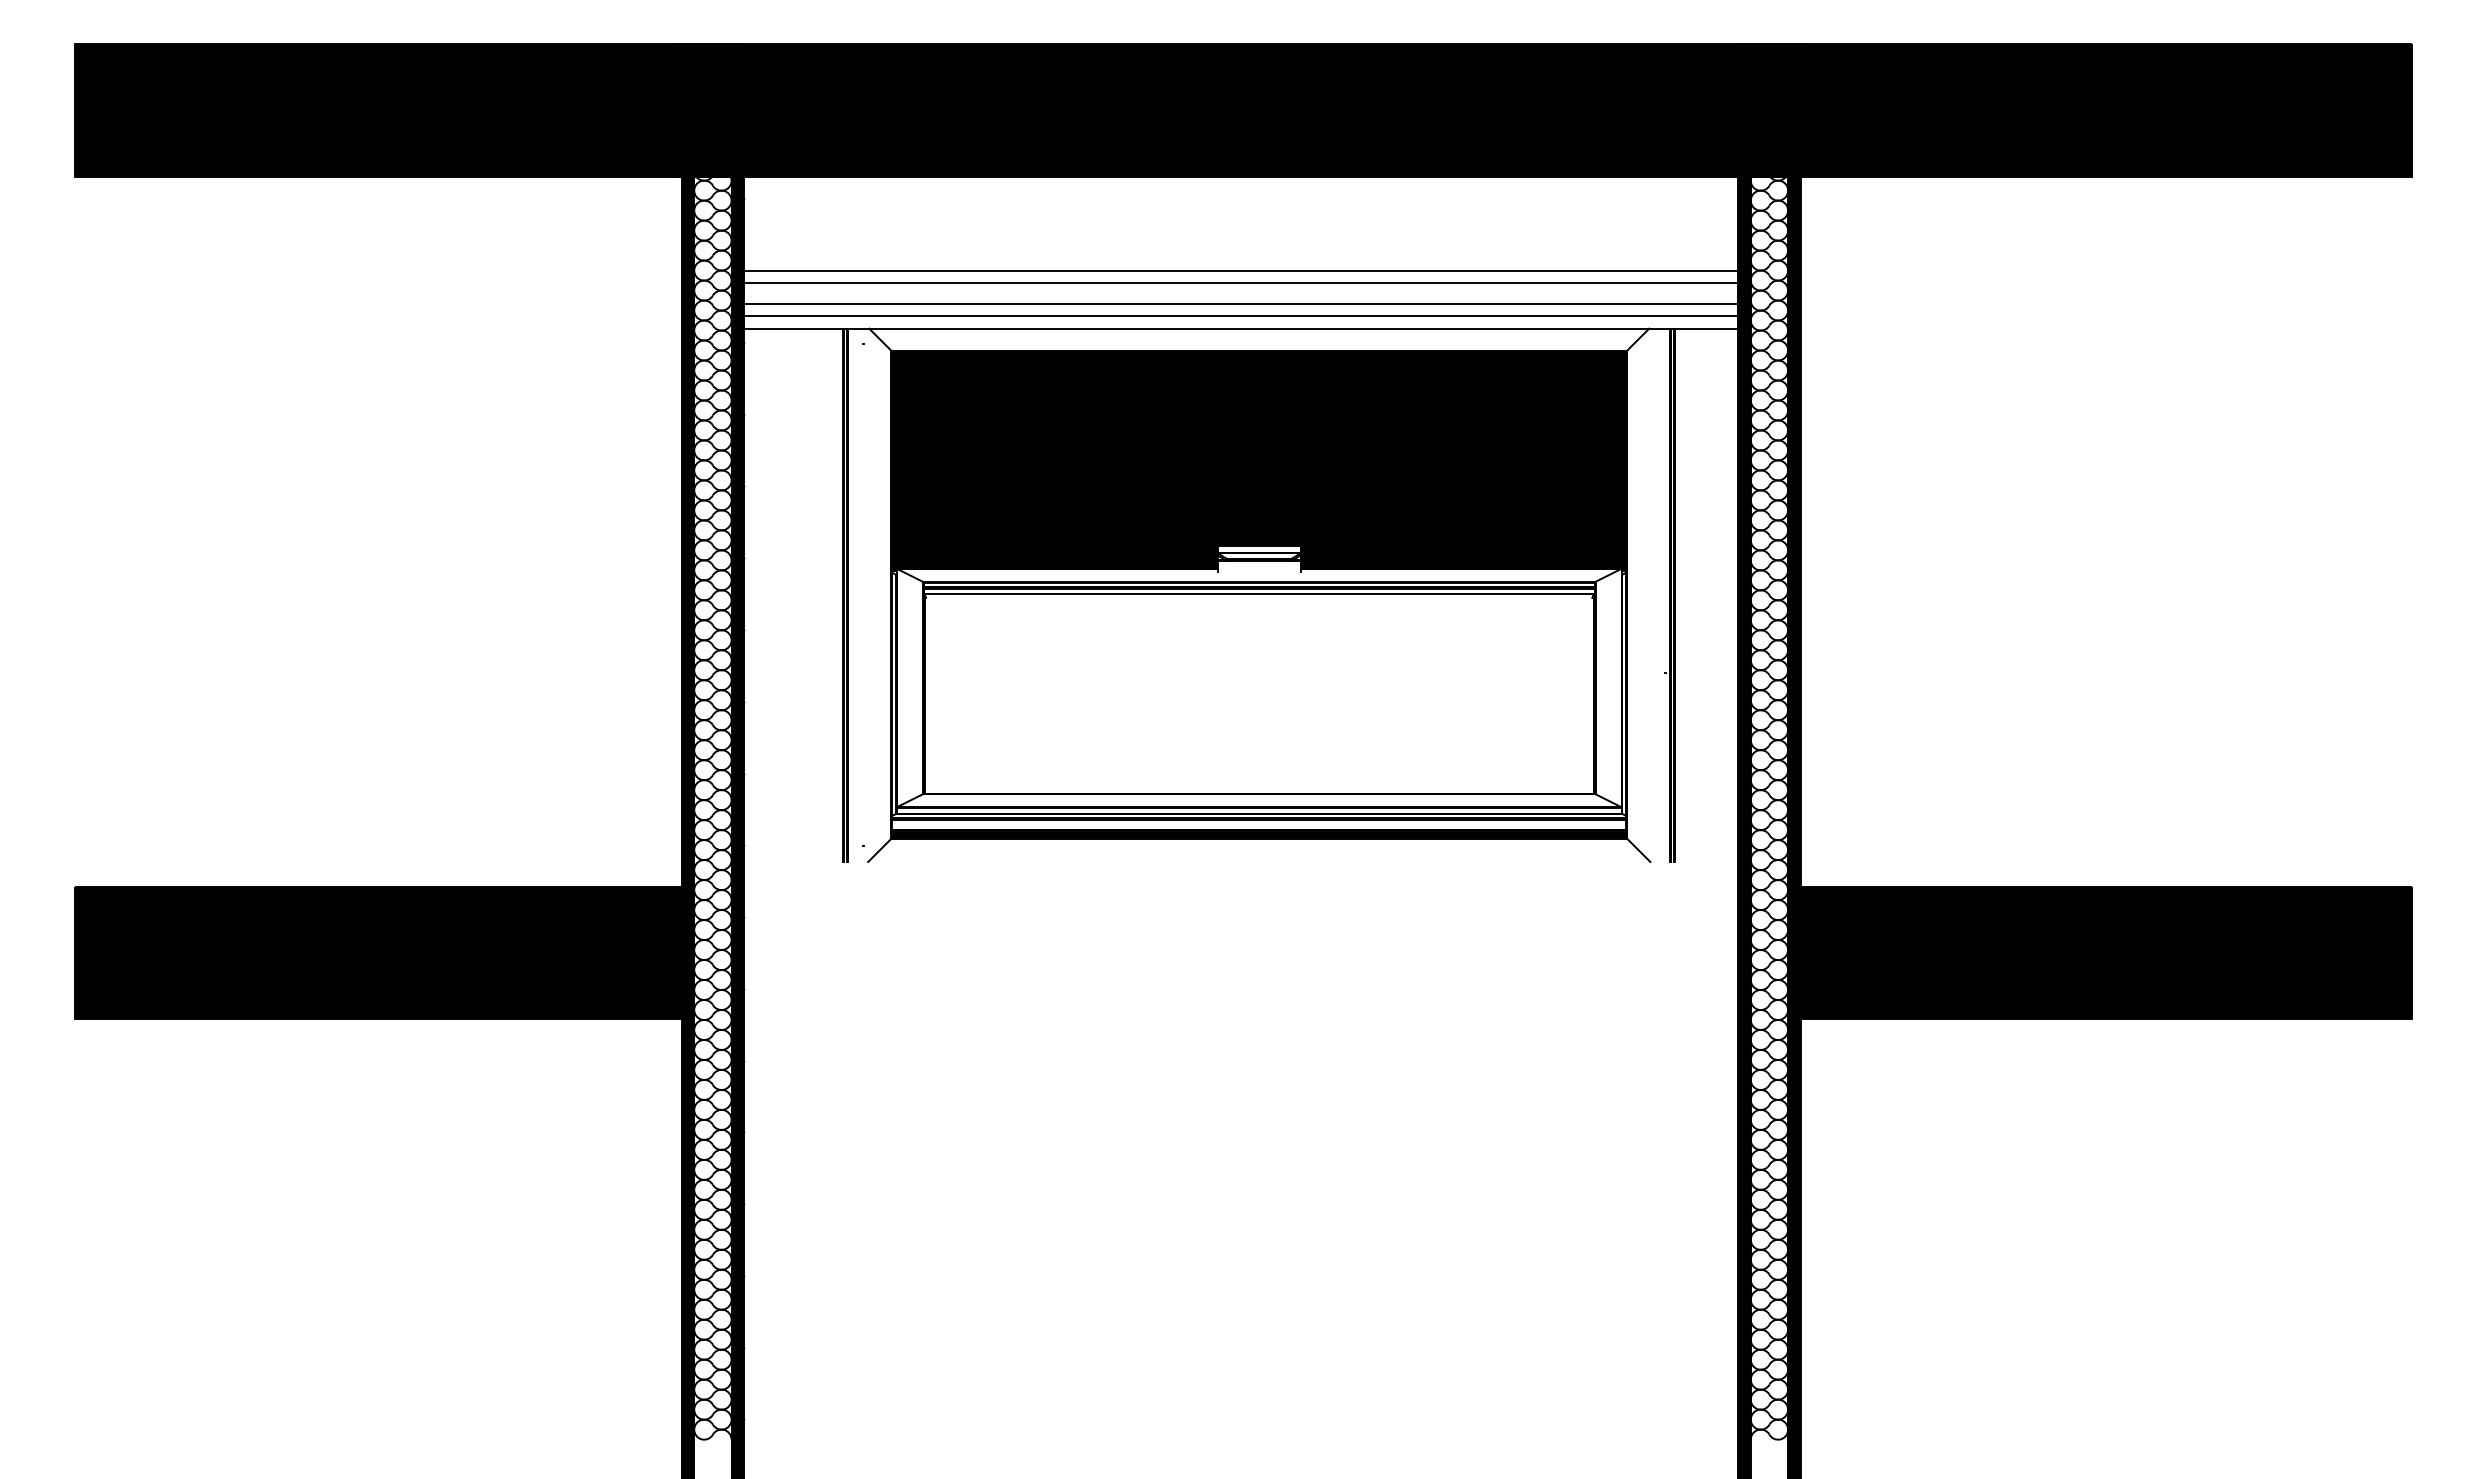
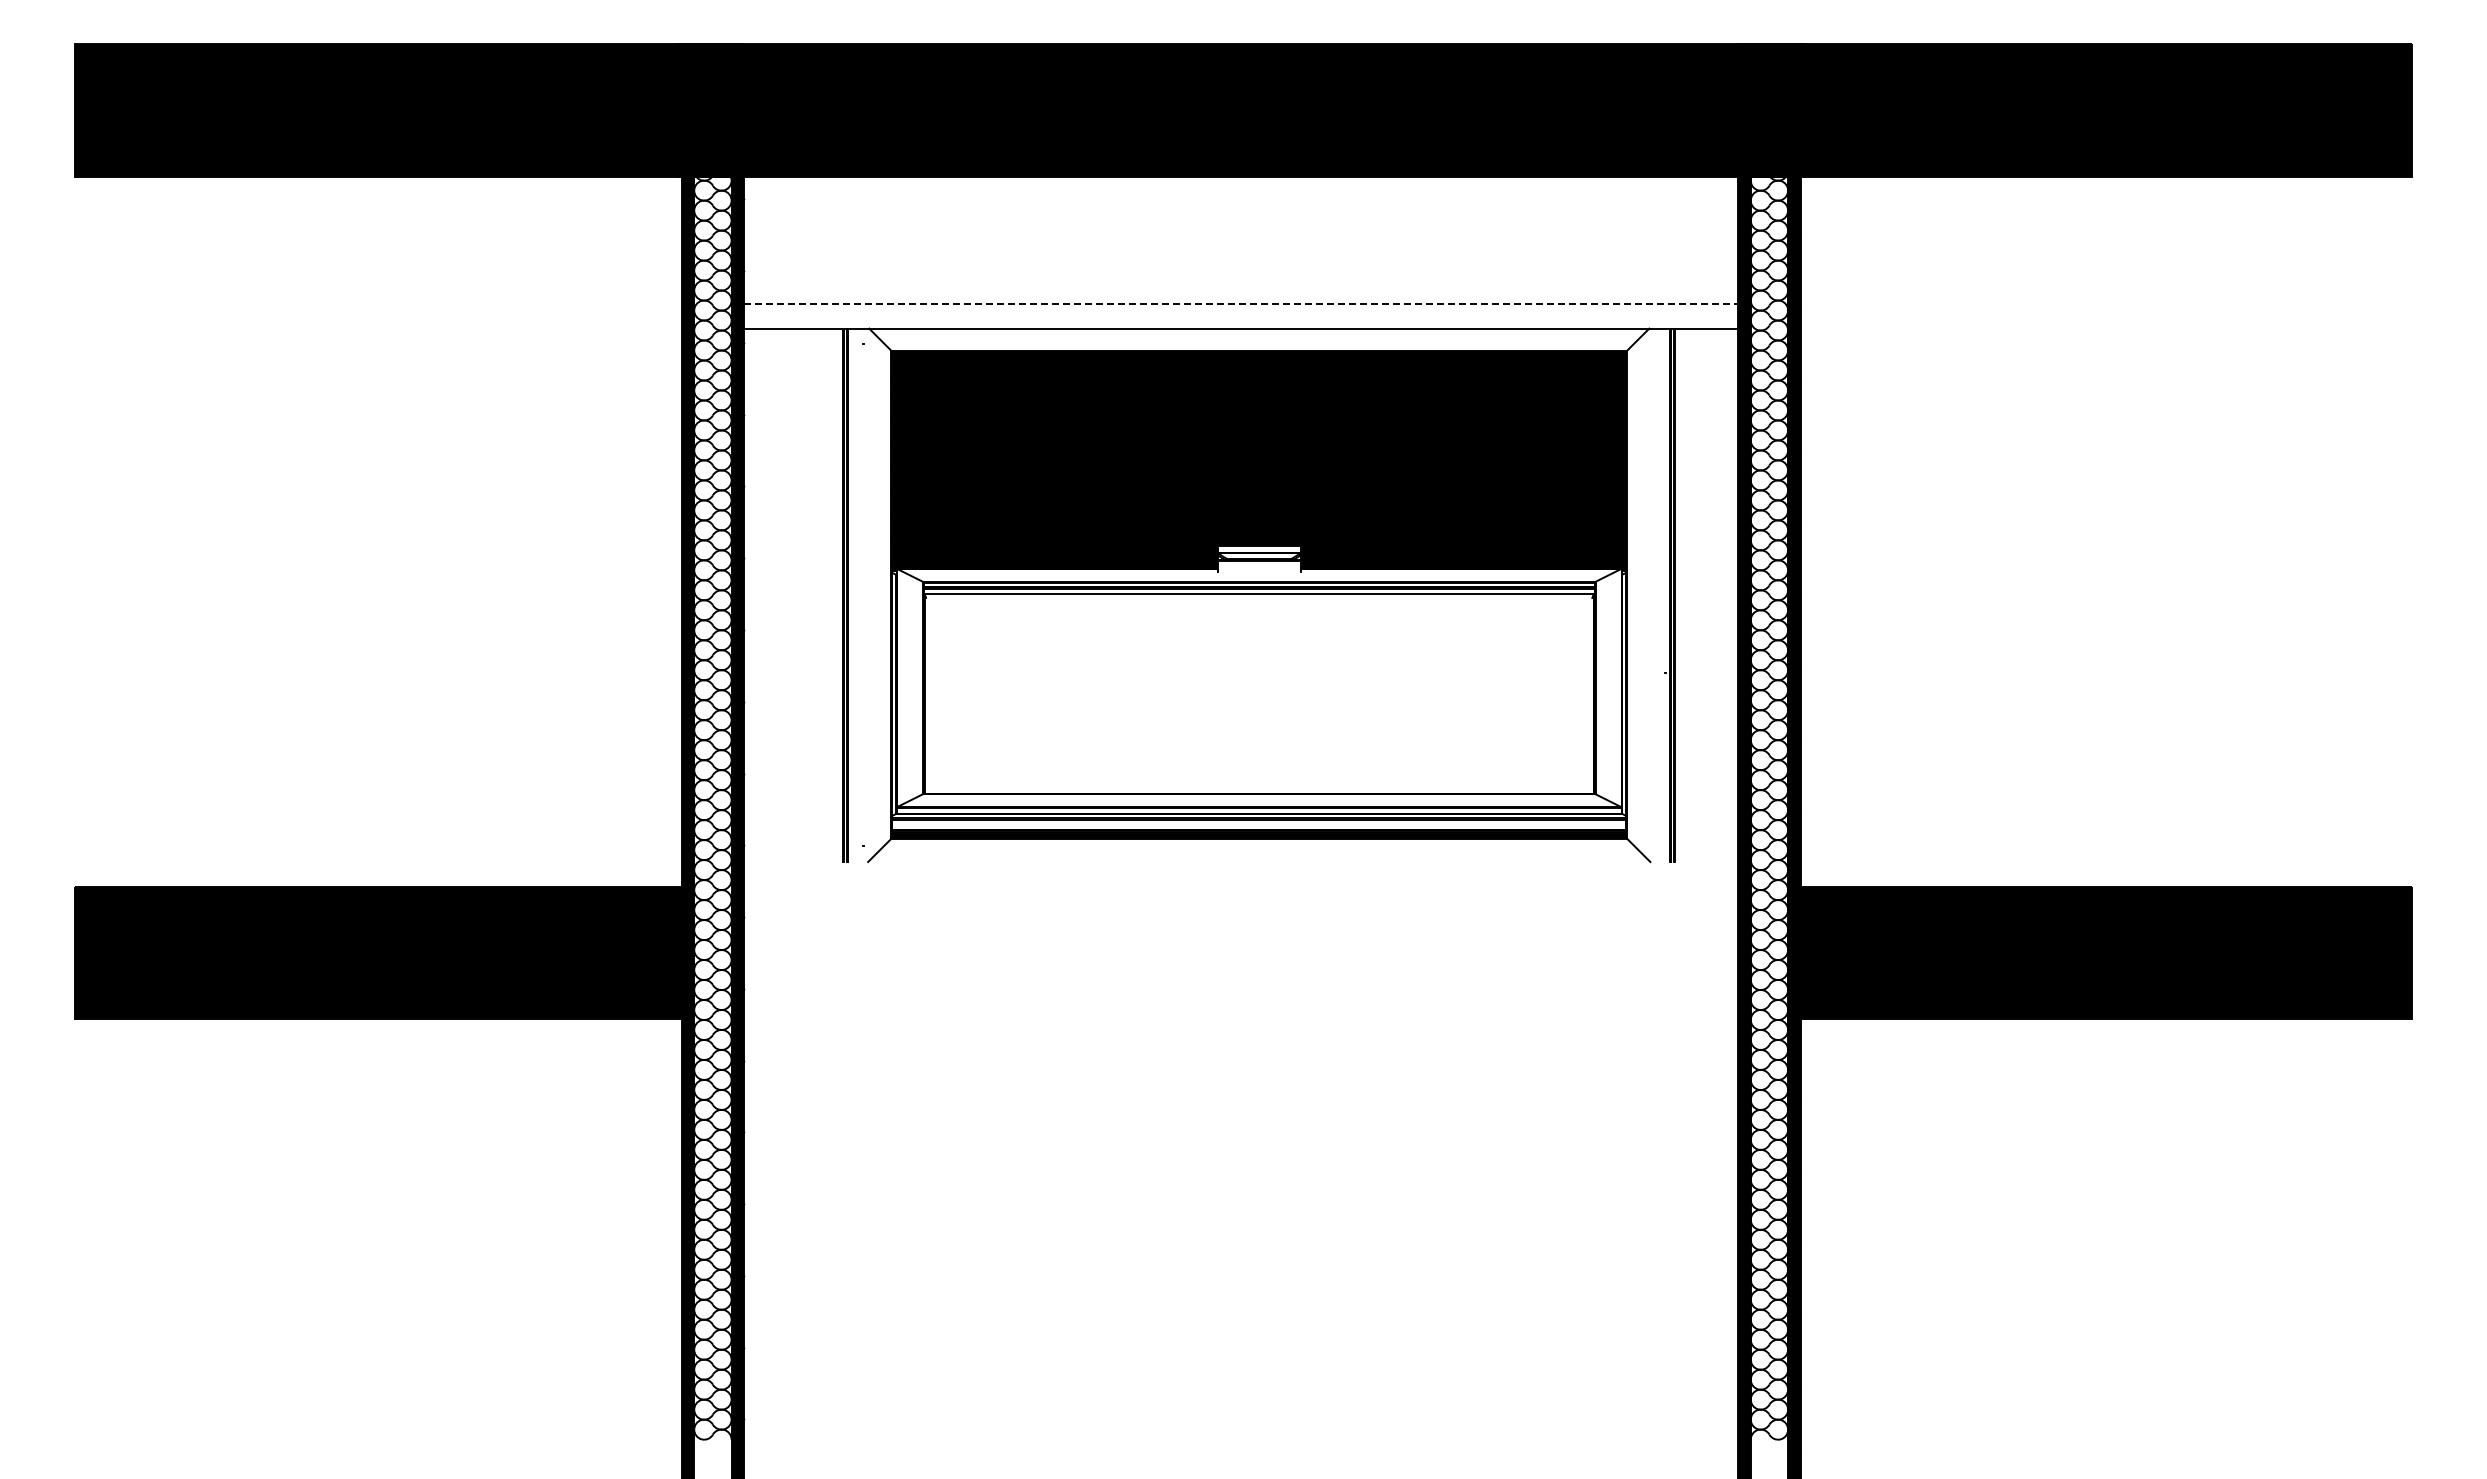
line: present -> none (1240, 270)
line: present -> none (1240, 283)
line: solid -> dashed (1241, 303)
line: present -> none (1240, 316)
